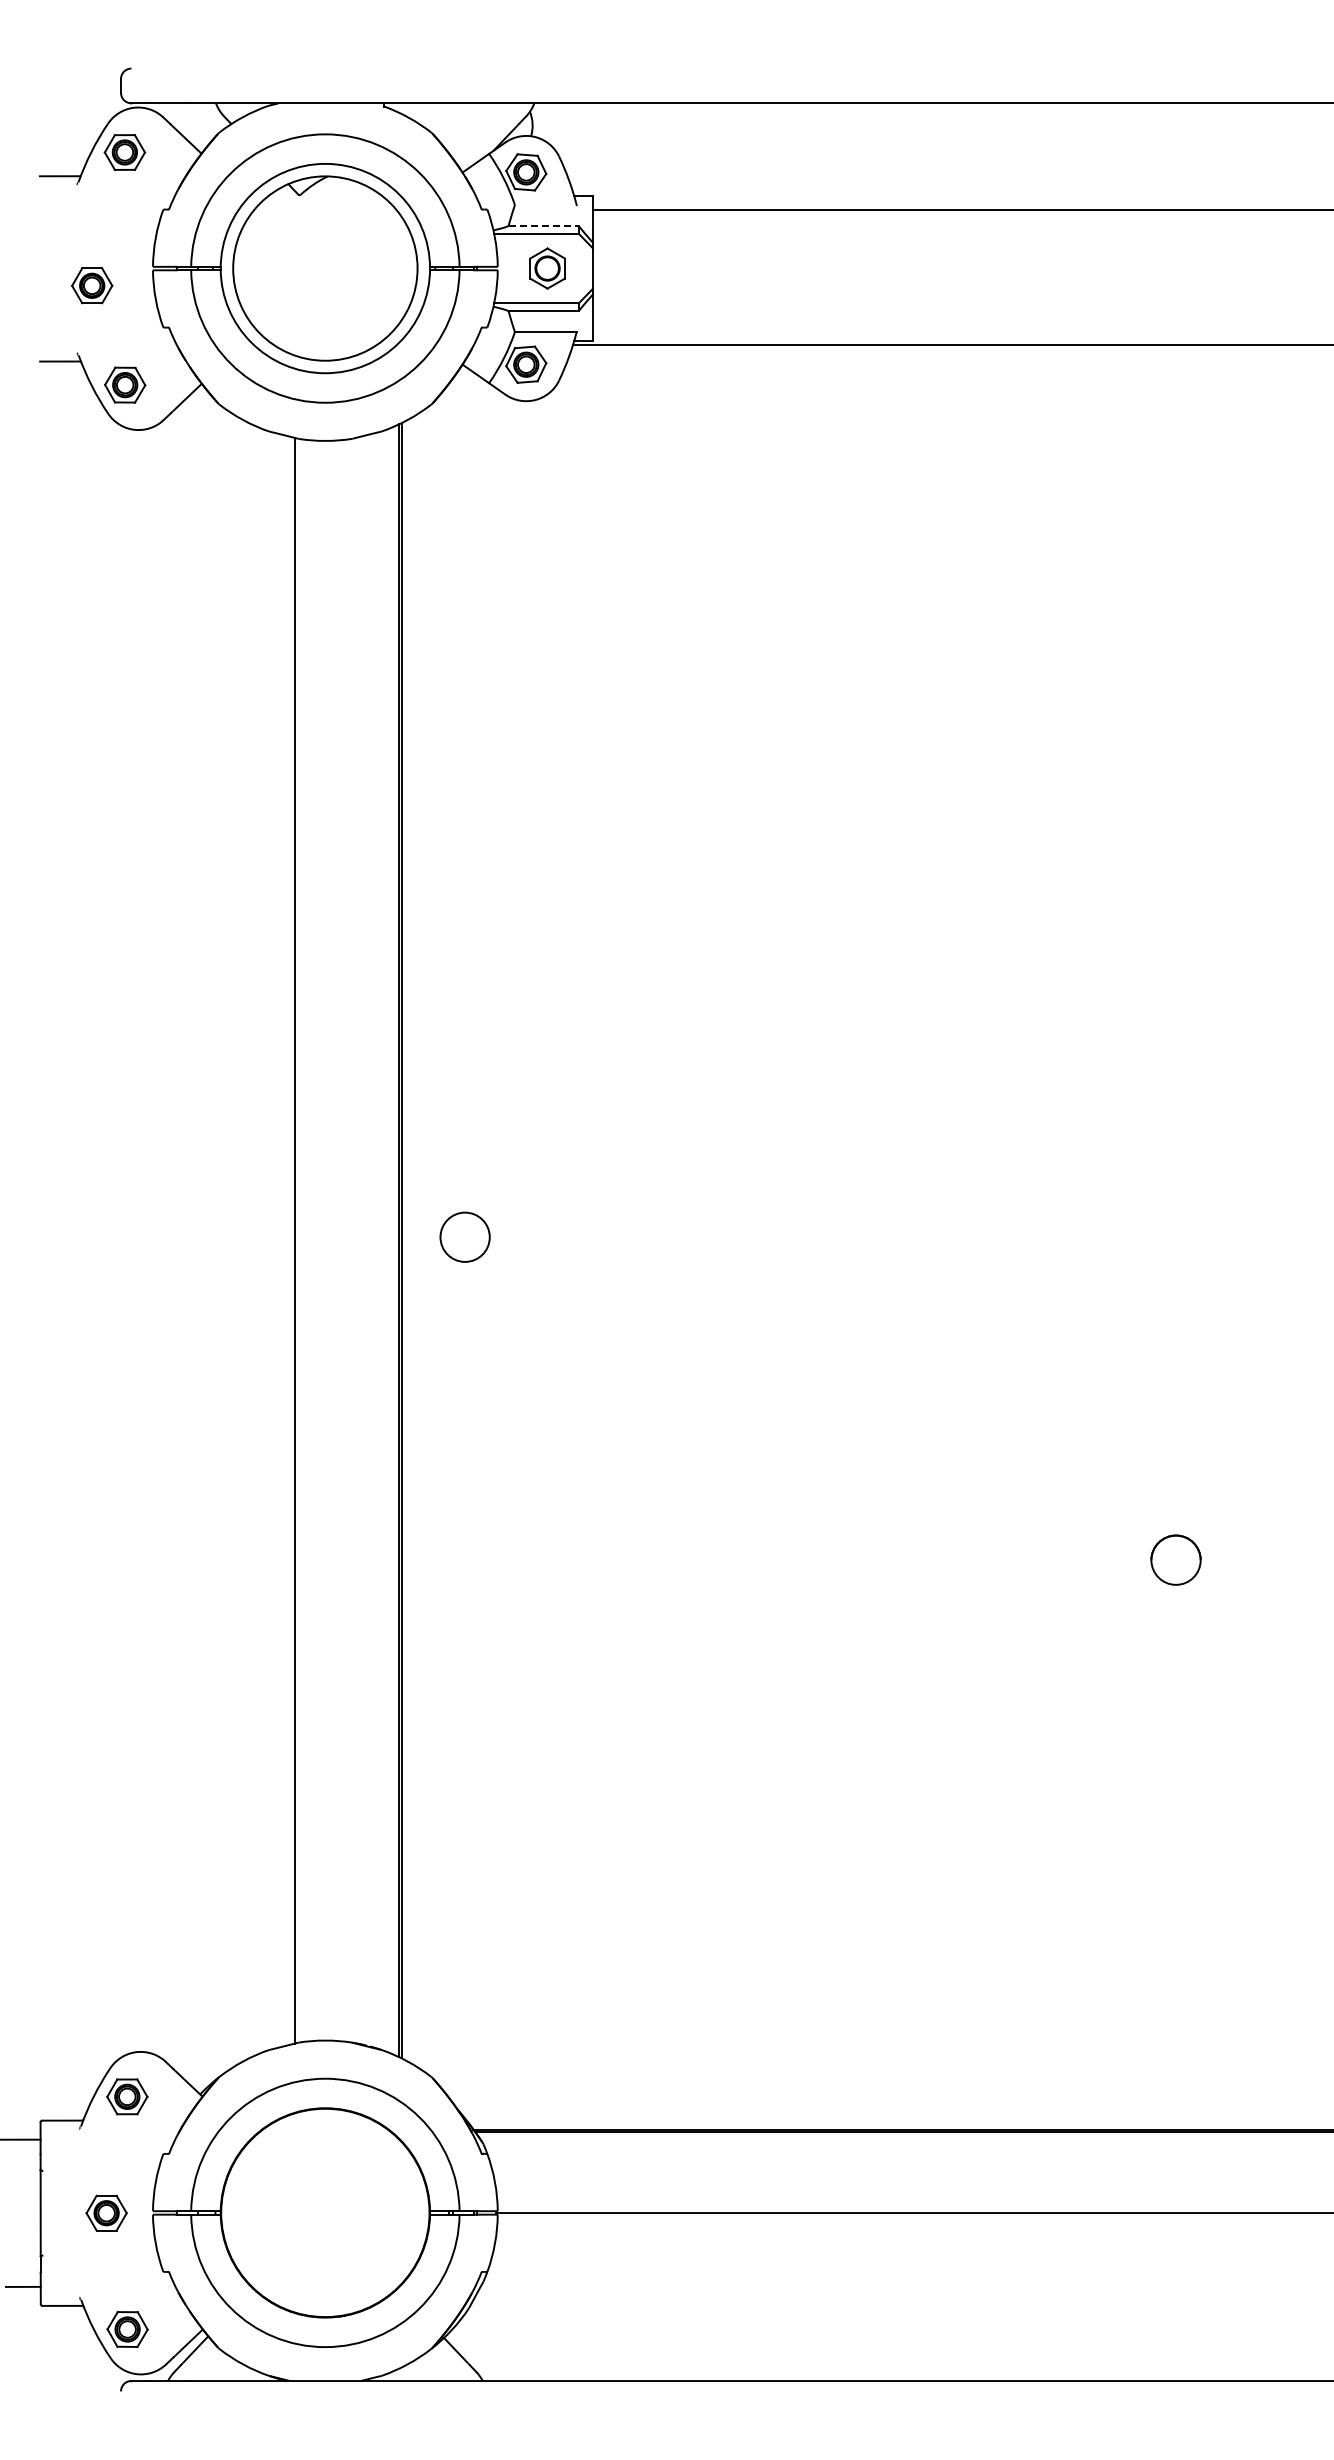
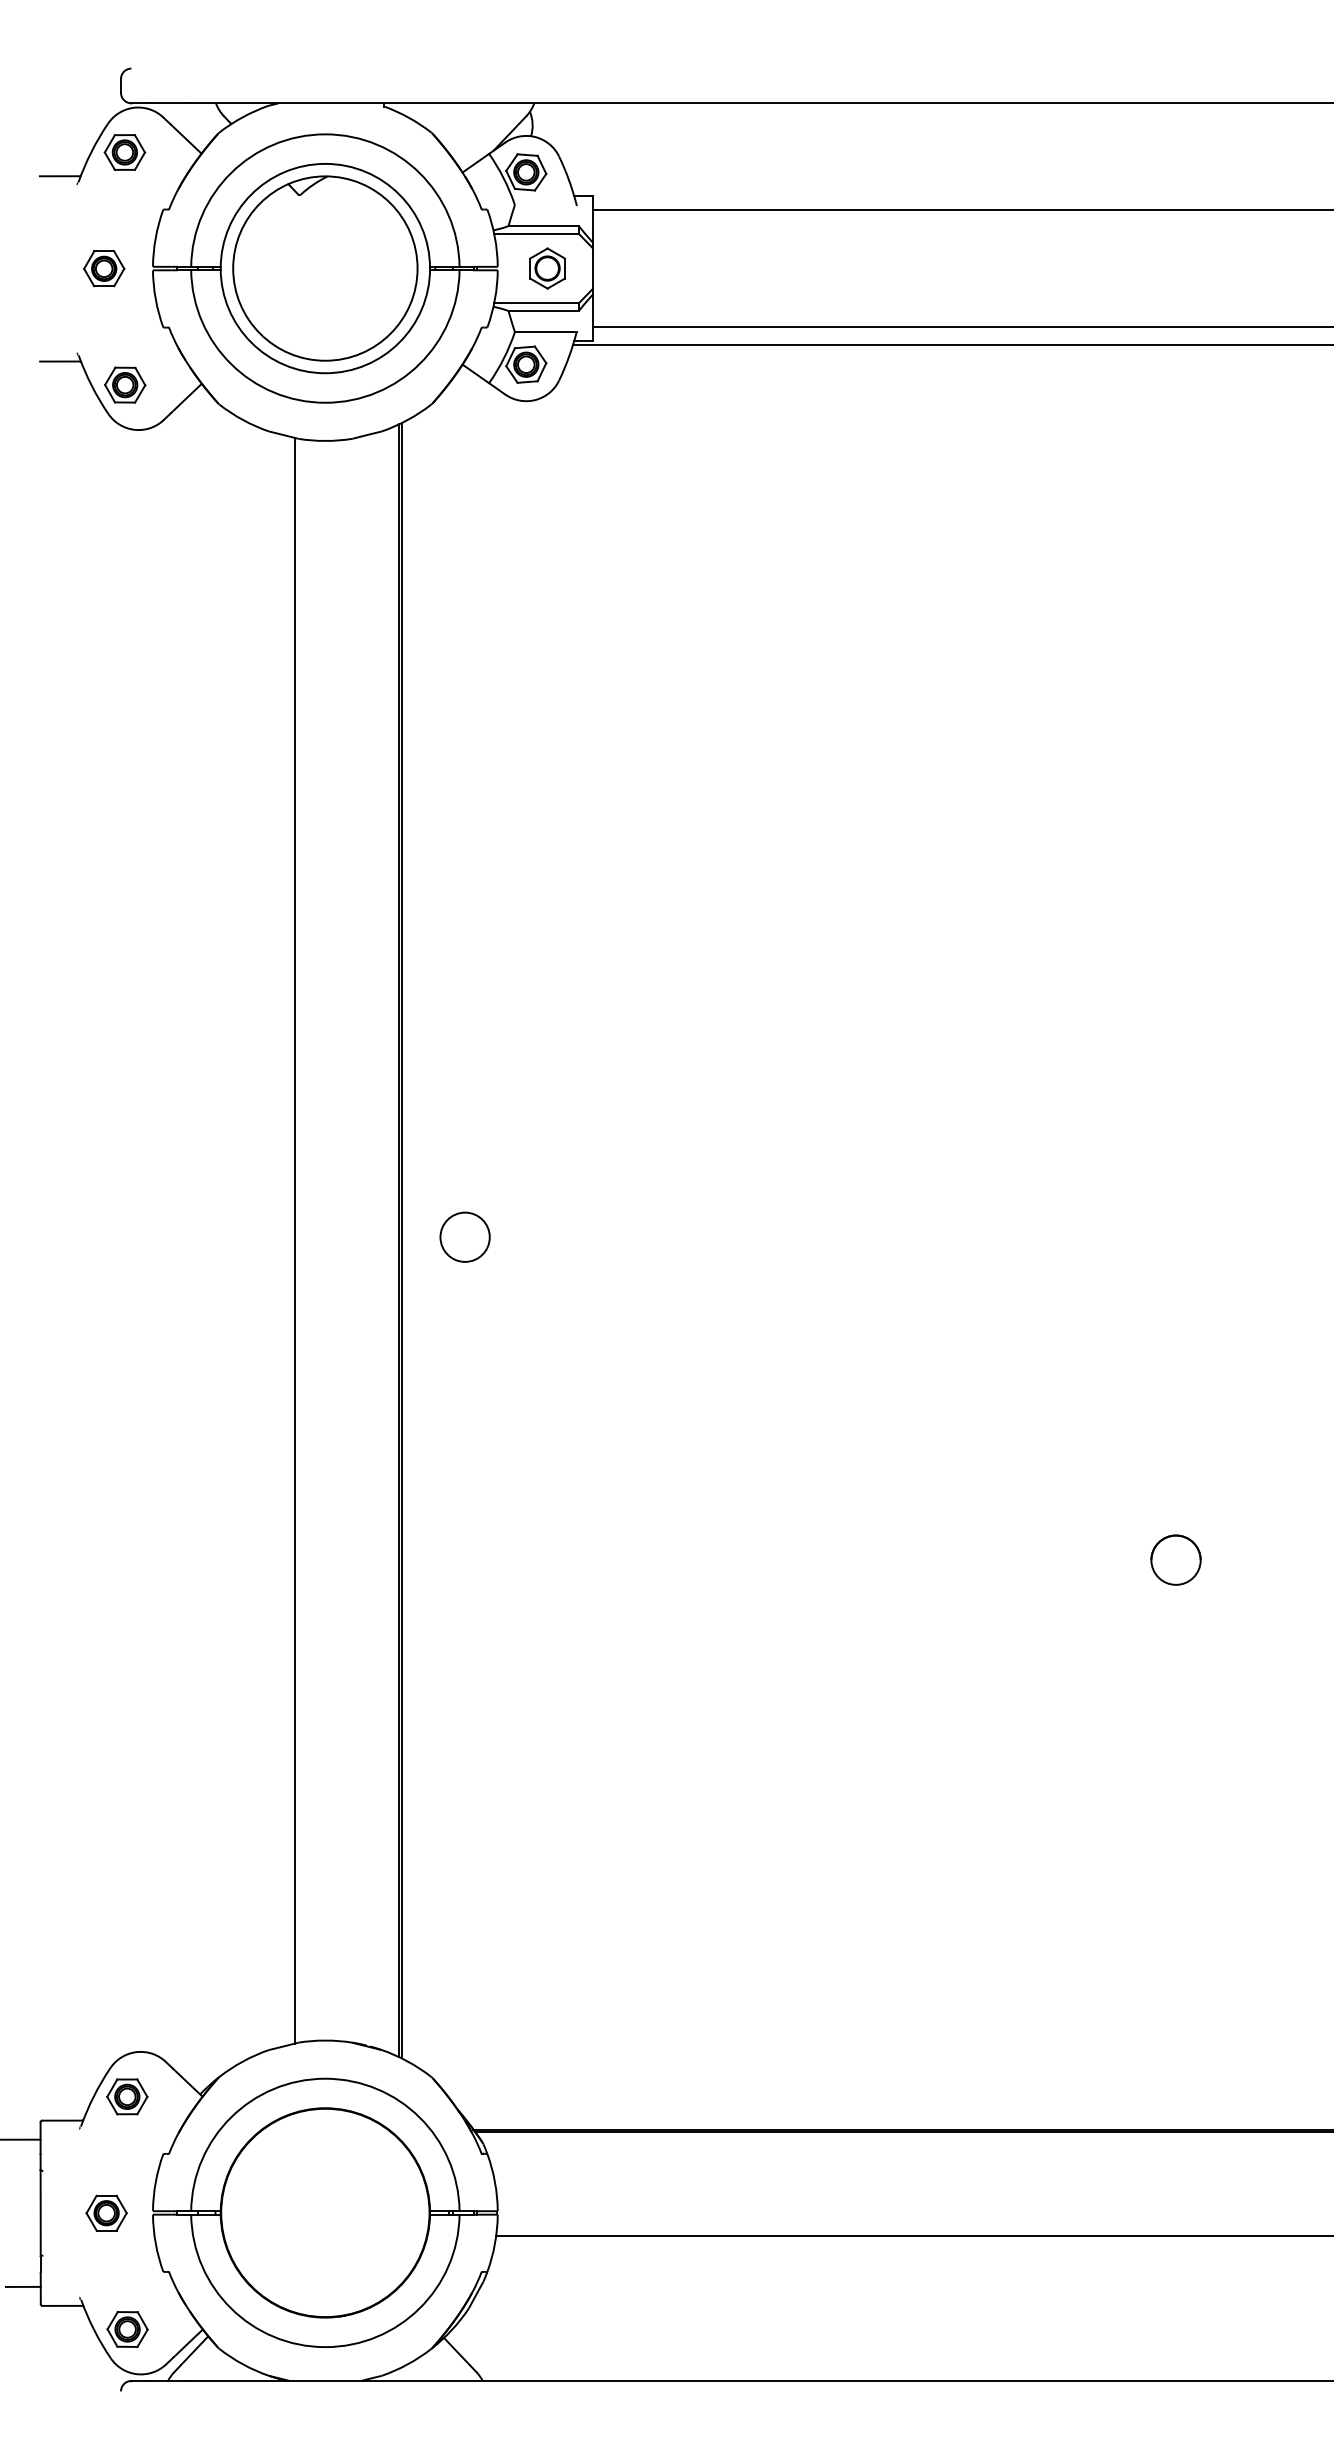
line: dashed -> solid (544, 226)
part position: (92, 285) -> (104, 268) (104, 268)
line: none -> present (961, 327)
line position: (913, 2213) -> (913, 2236) (913, 2236)
